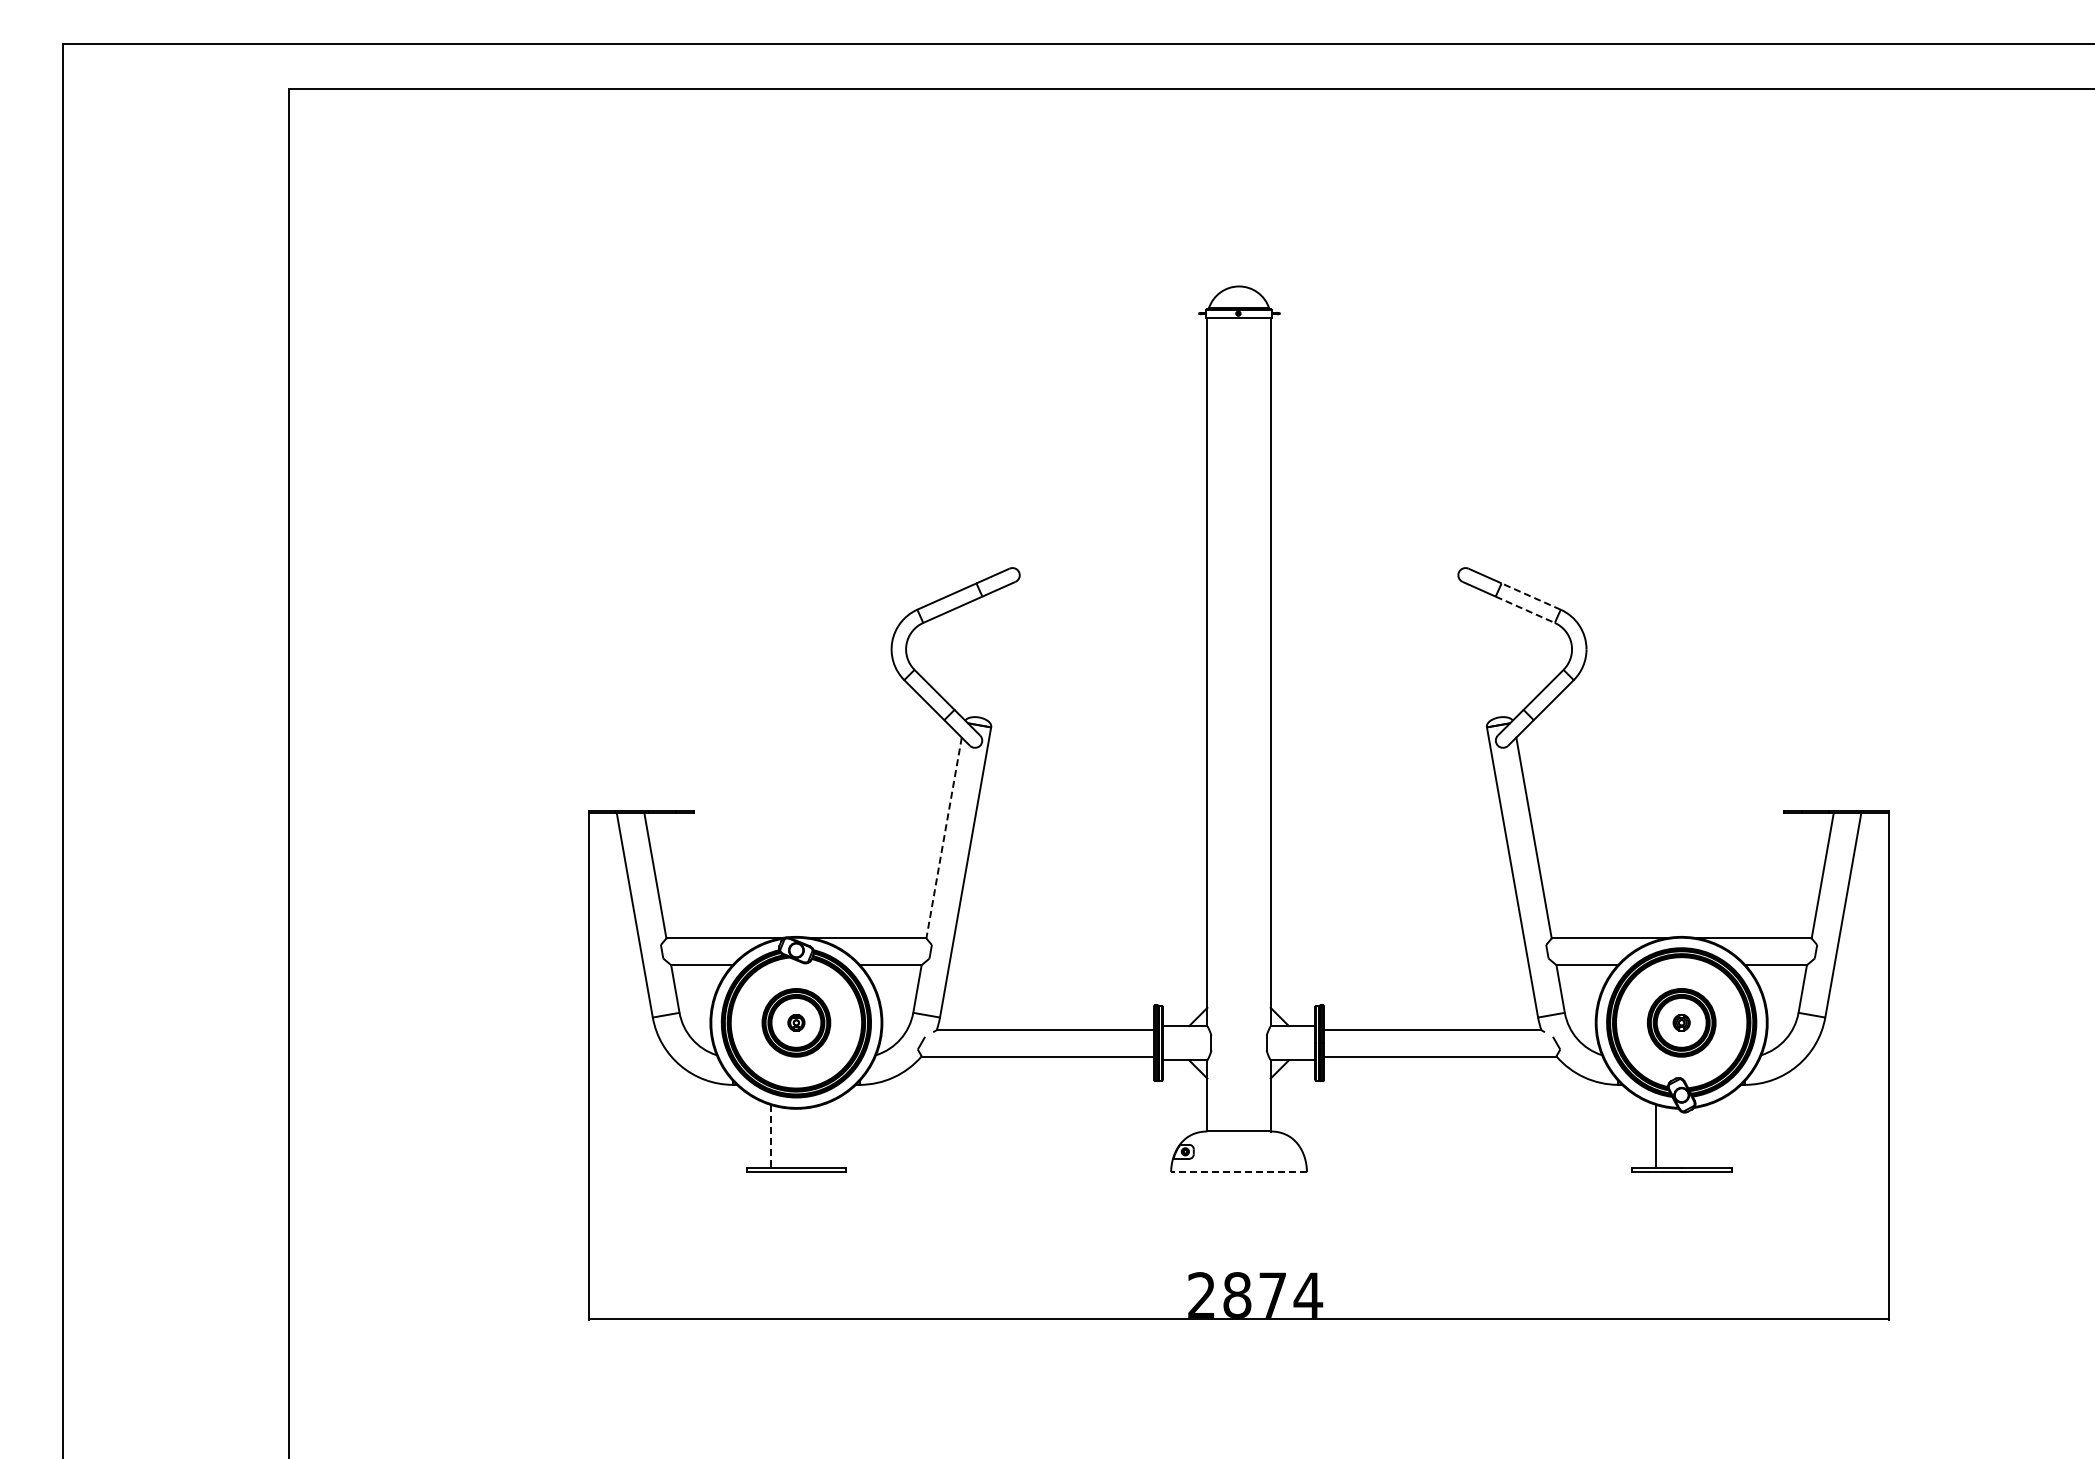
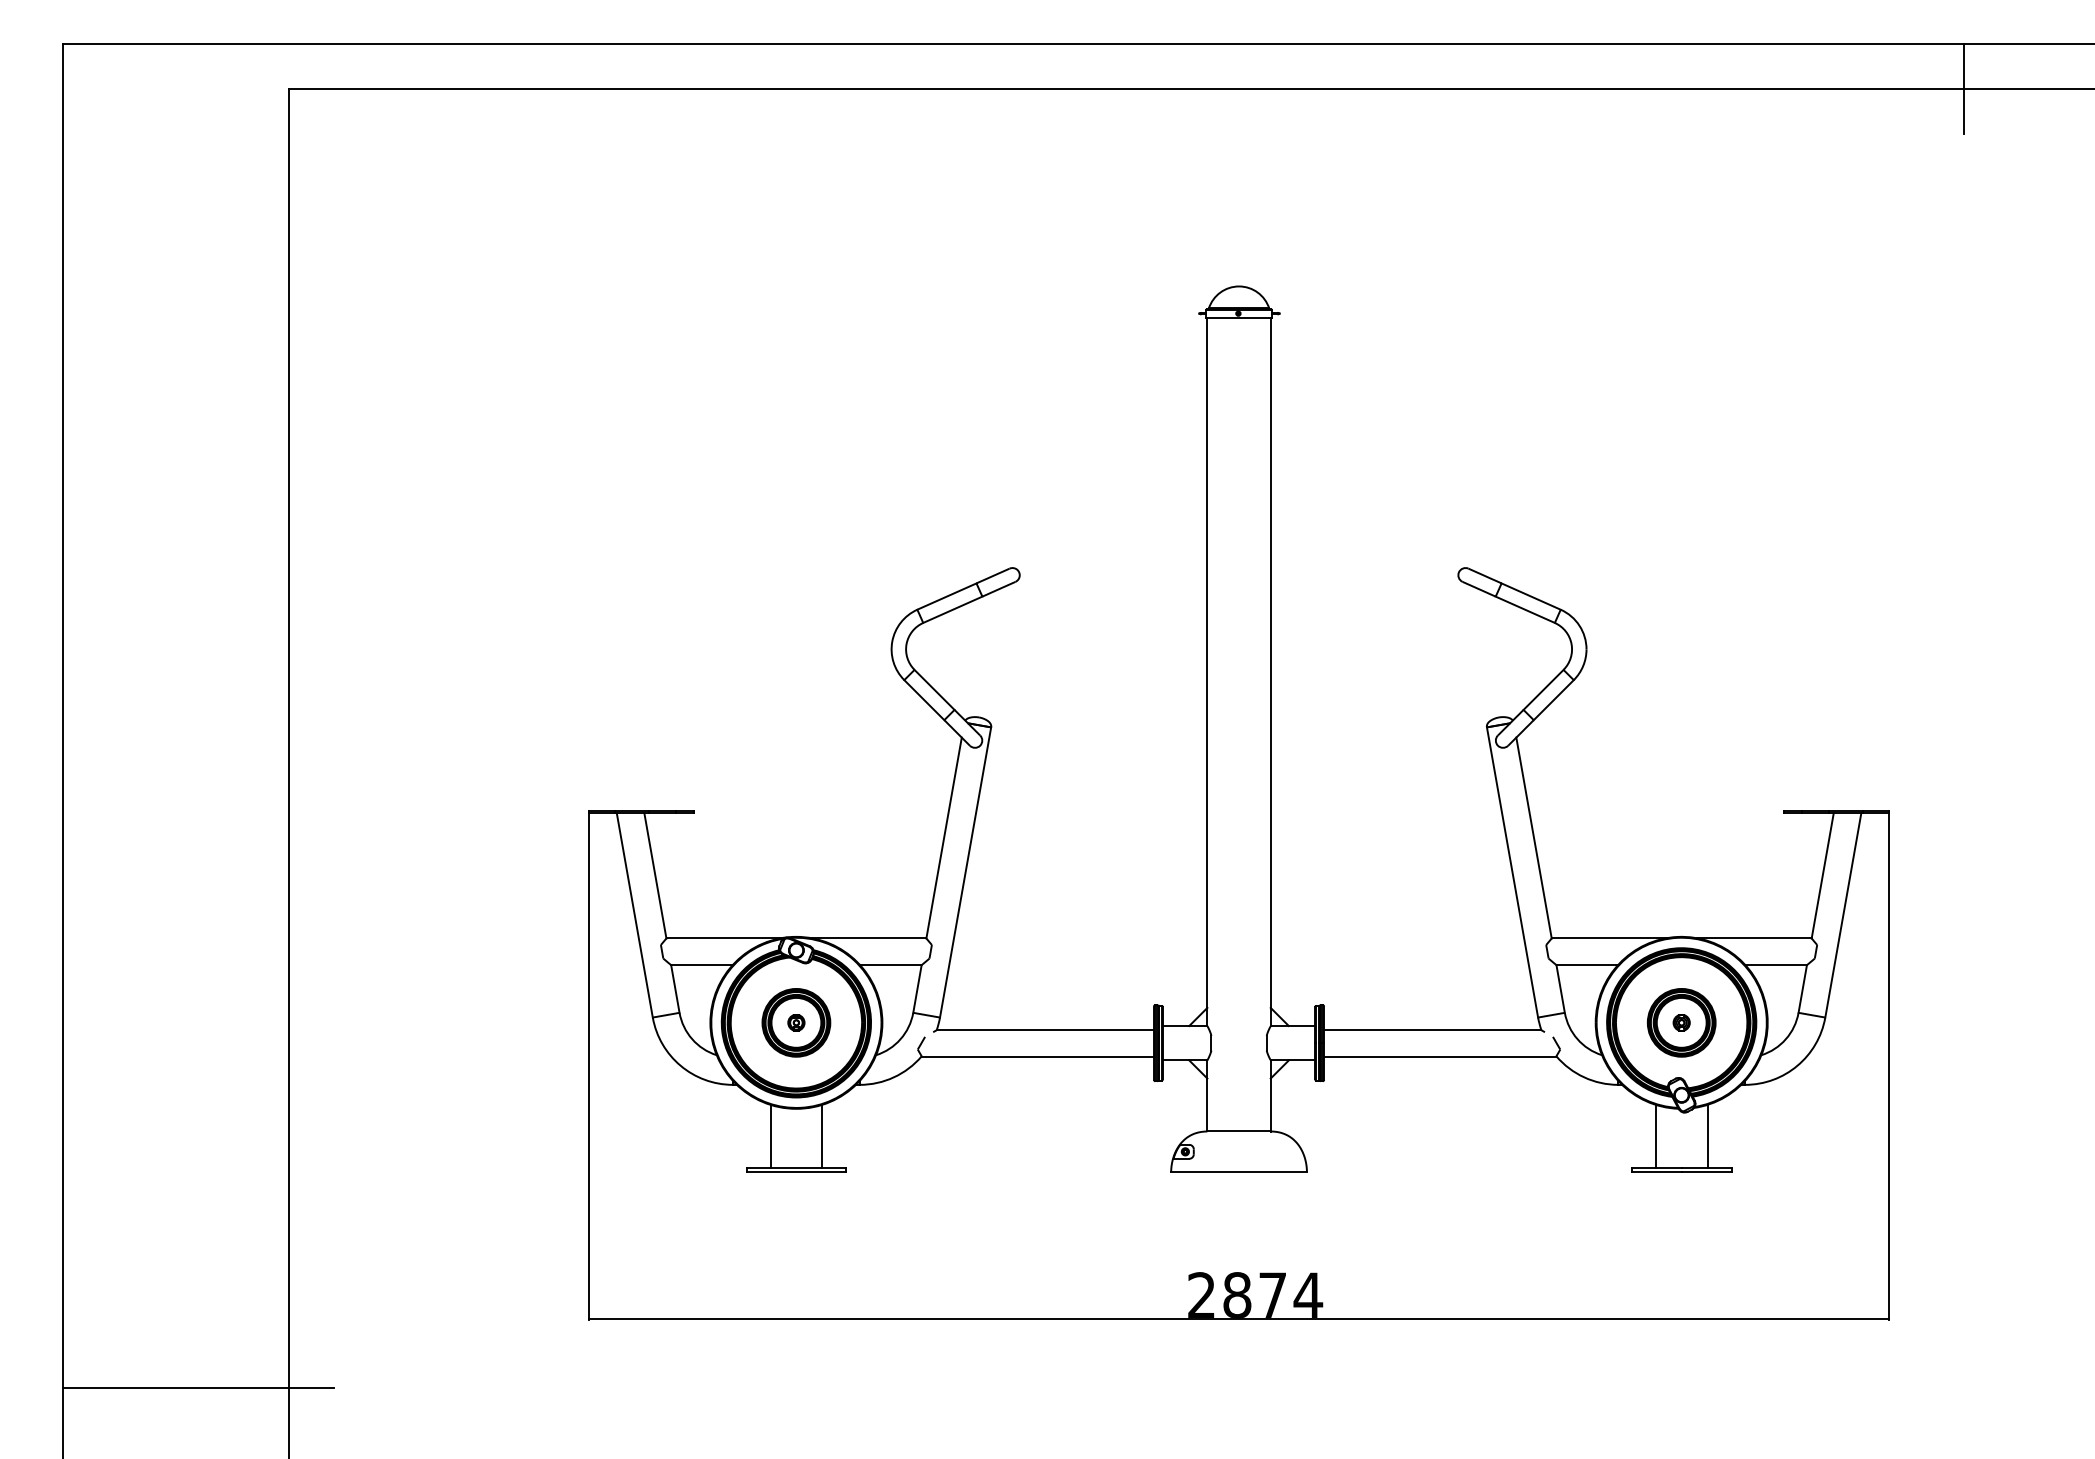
line: none -> present (1963, 88)
line: dashed -> solid (1530, 596)
line: dashed -> solid (1525, 609)
line: dashed -> solid (944, 838)
line: none -> present (822, 1135)
line: none -> present (1707, 1135)
line: dashed -> solid (770, 1136)
line: dashed -> solid (1239, 1172)
line: none -> present (198, 1388)
